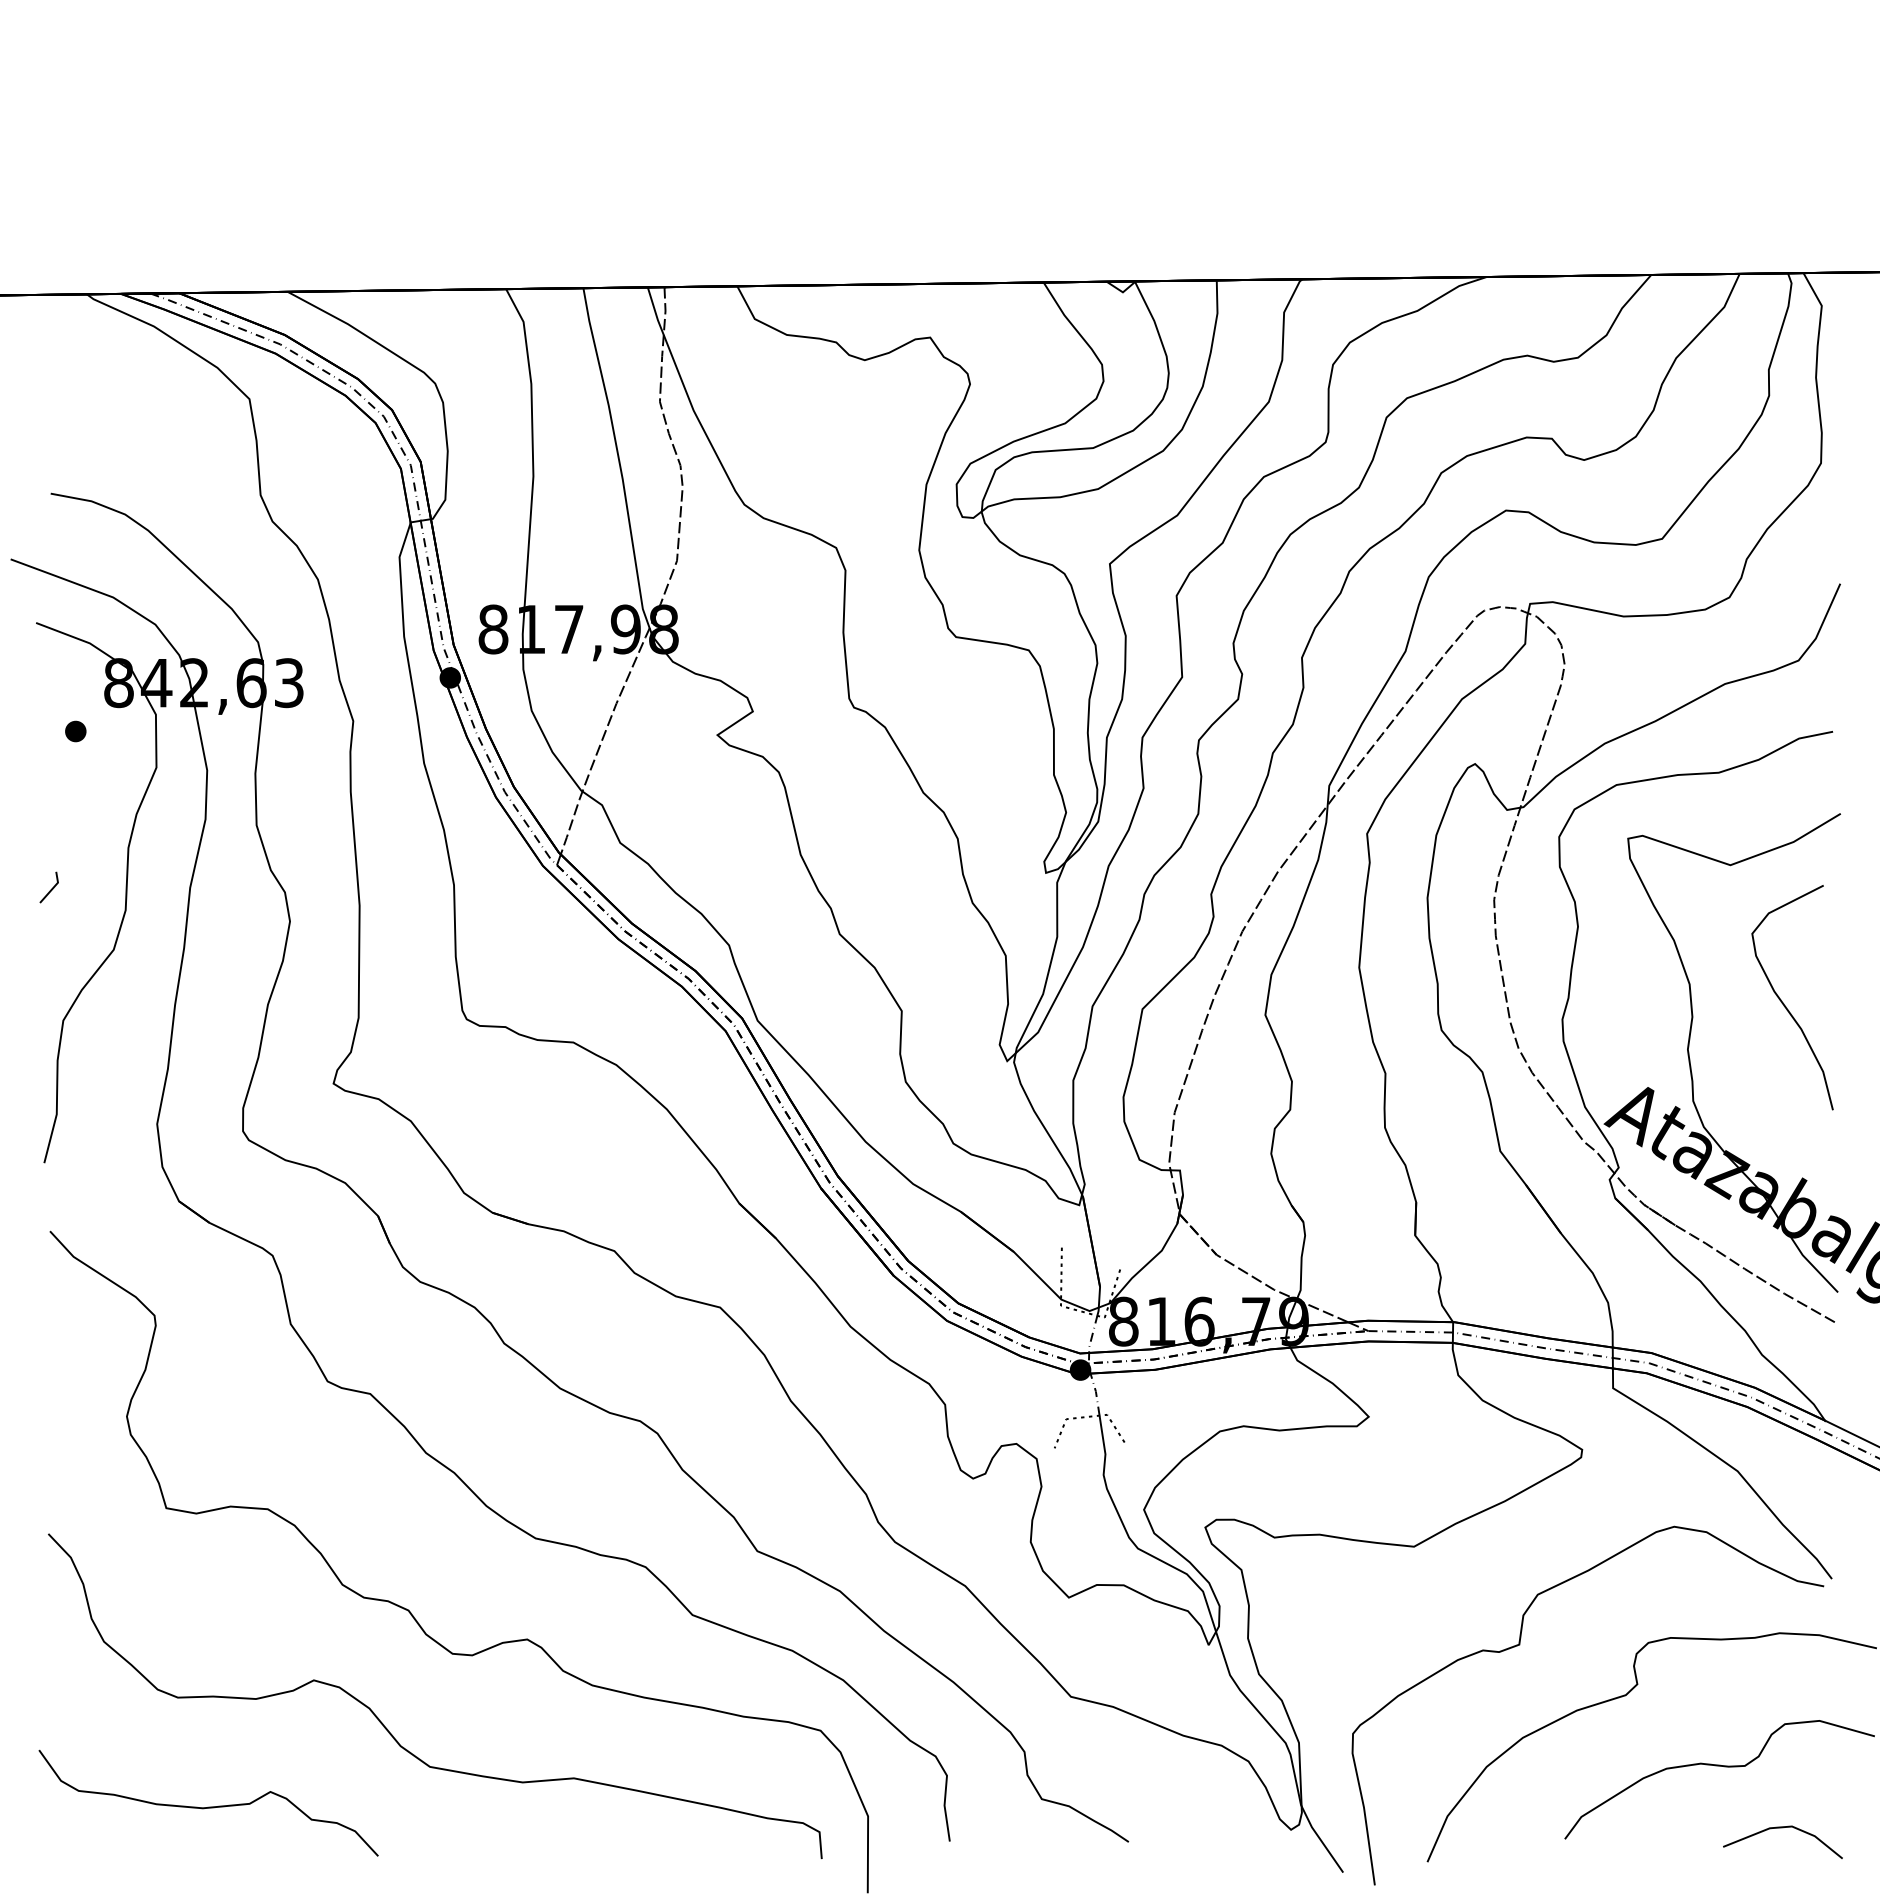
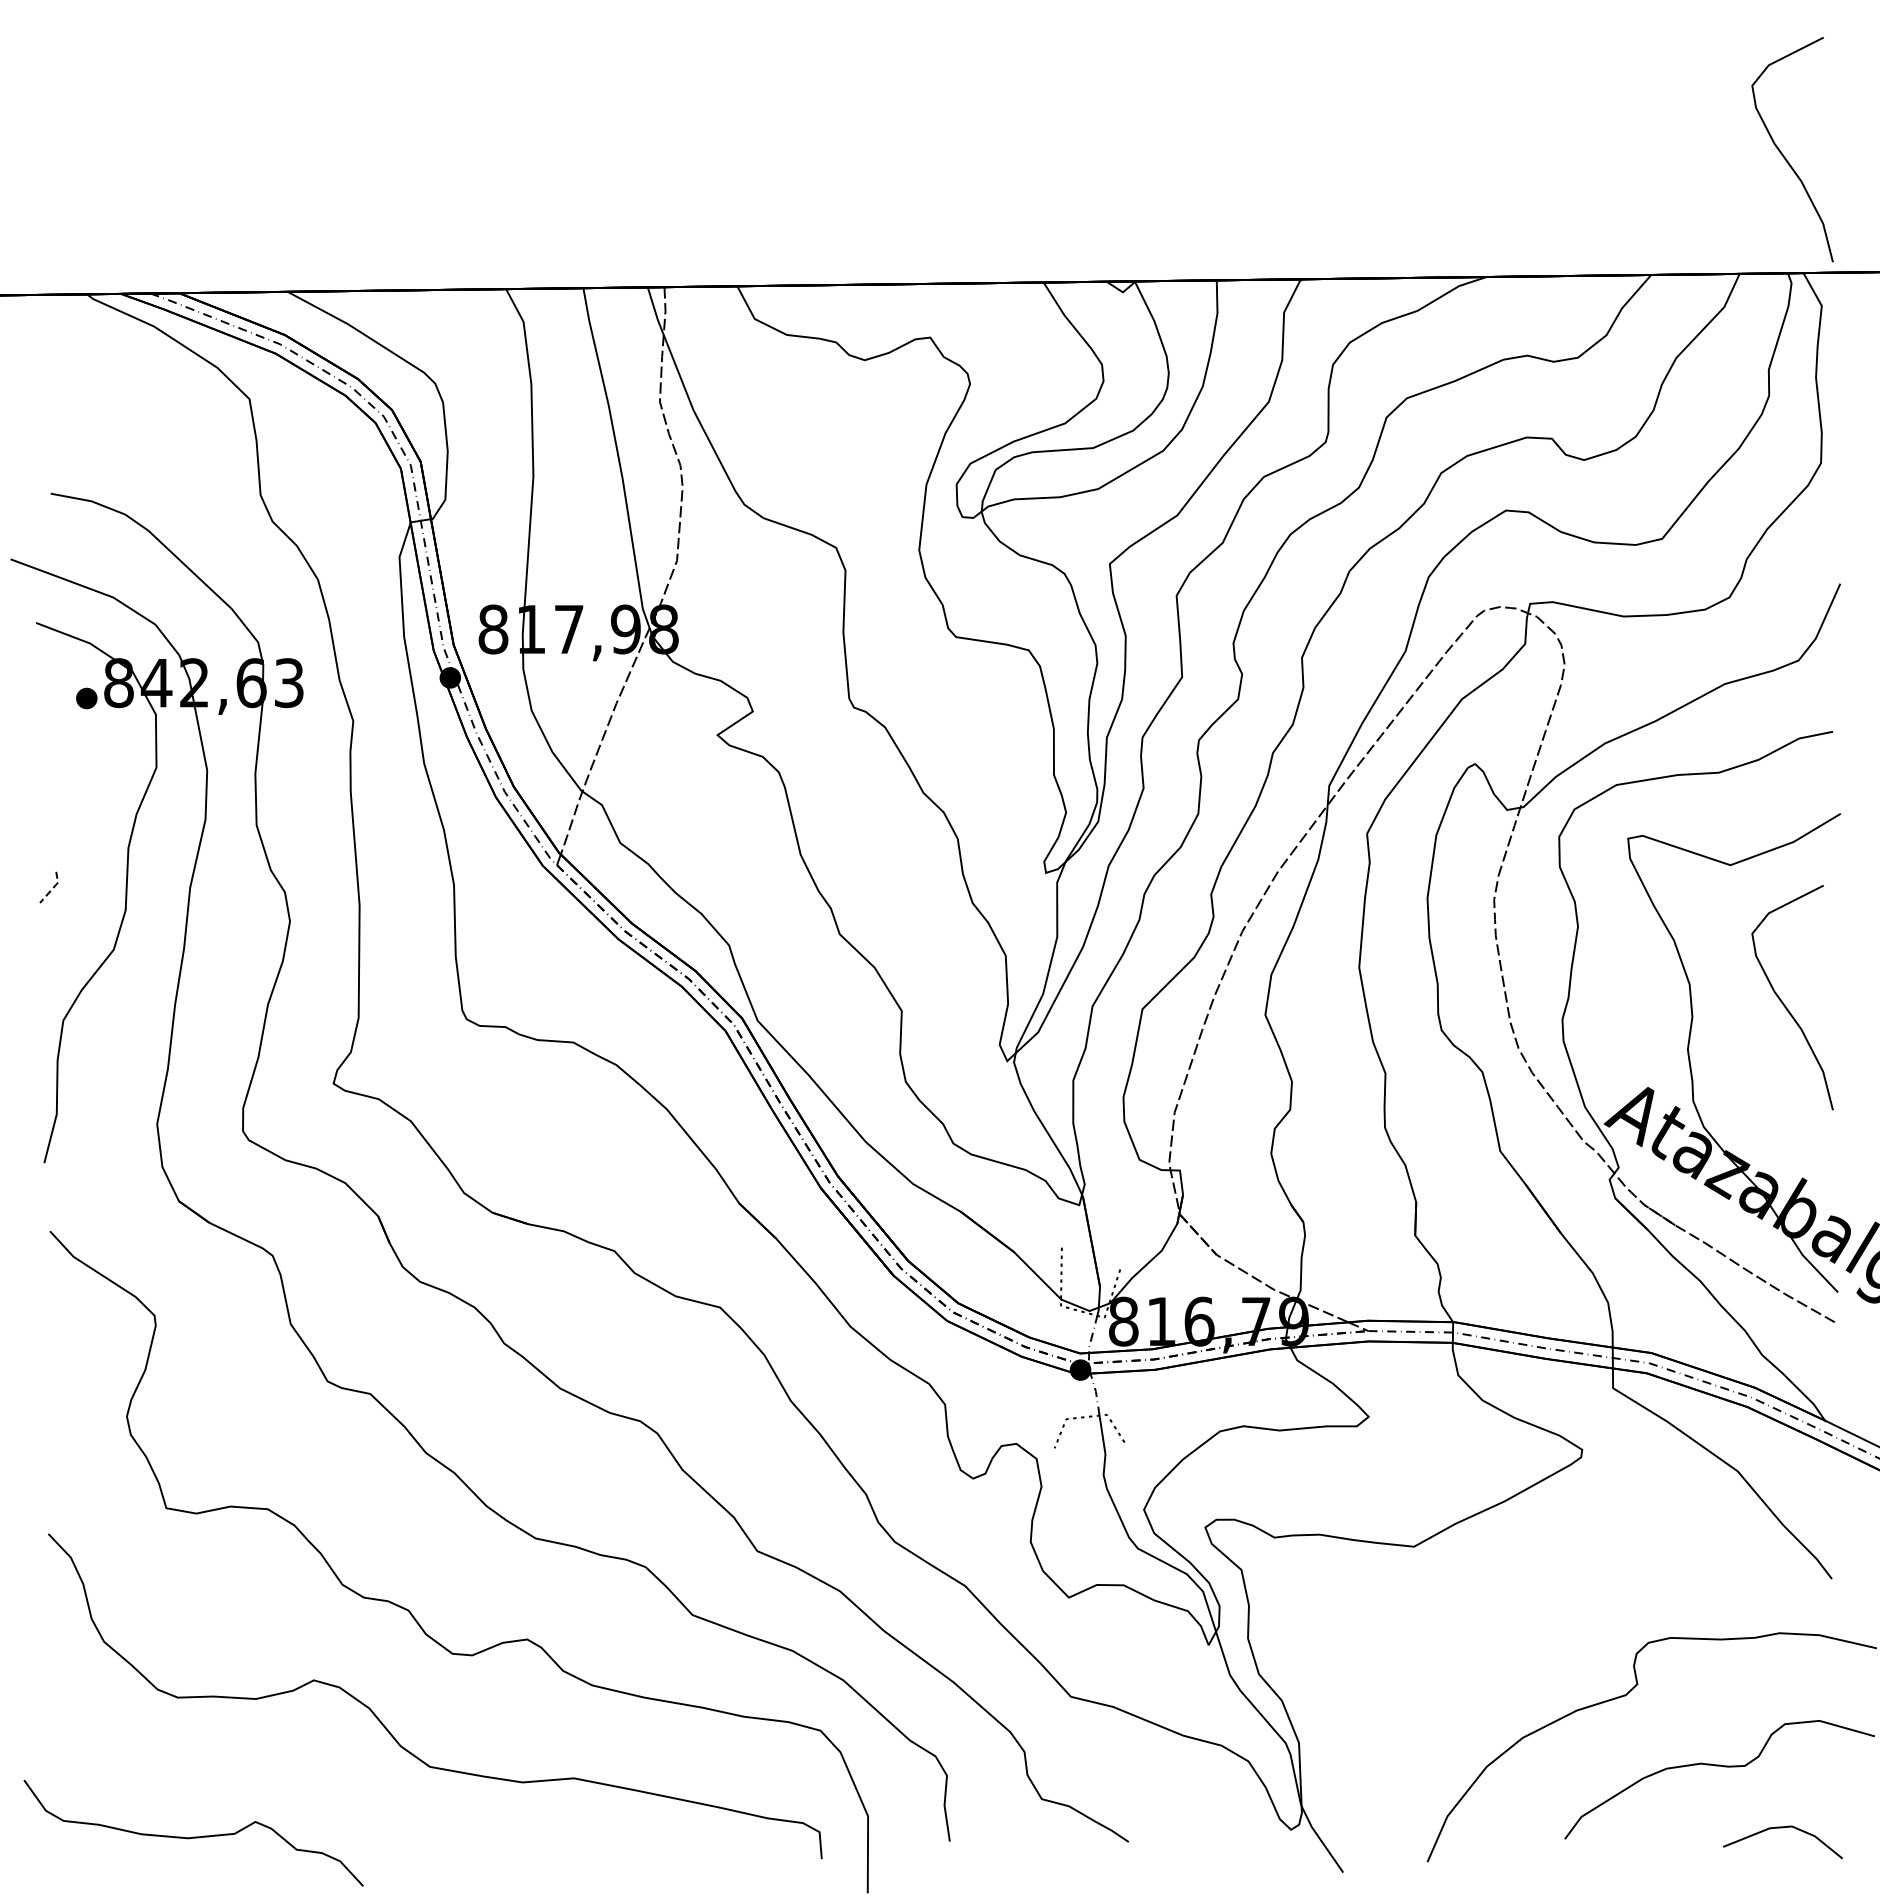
curve: none -> present (1784, 155)
part position: (75, 731) -> (86, 698) (86, 698)
line: solid -> dashed (52, 888)
curve: present -> none (1520, 1644)
curve position: (208, 1806) -> (193, 1836) (193, 1836)
